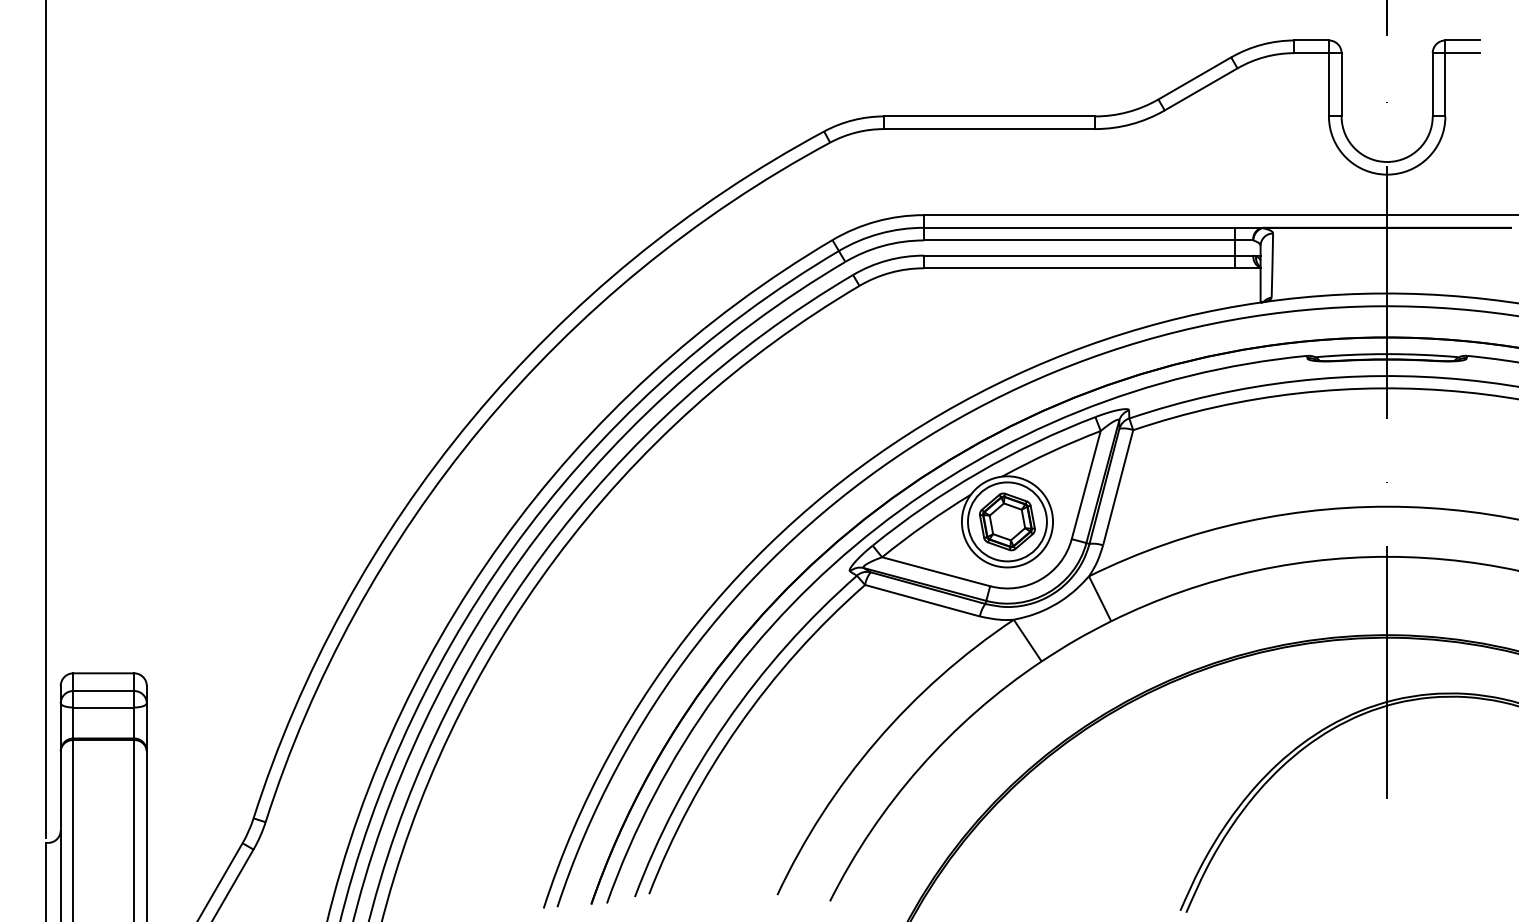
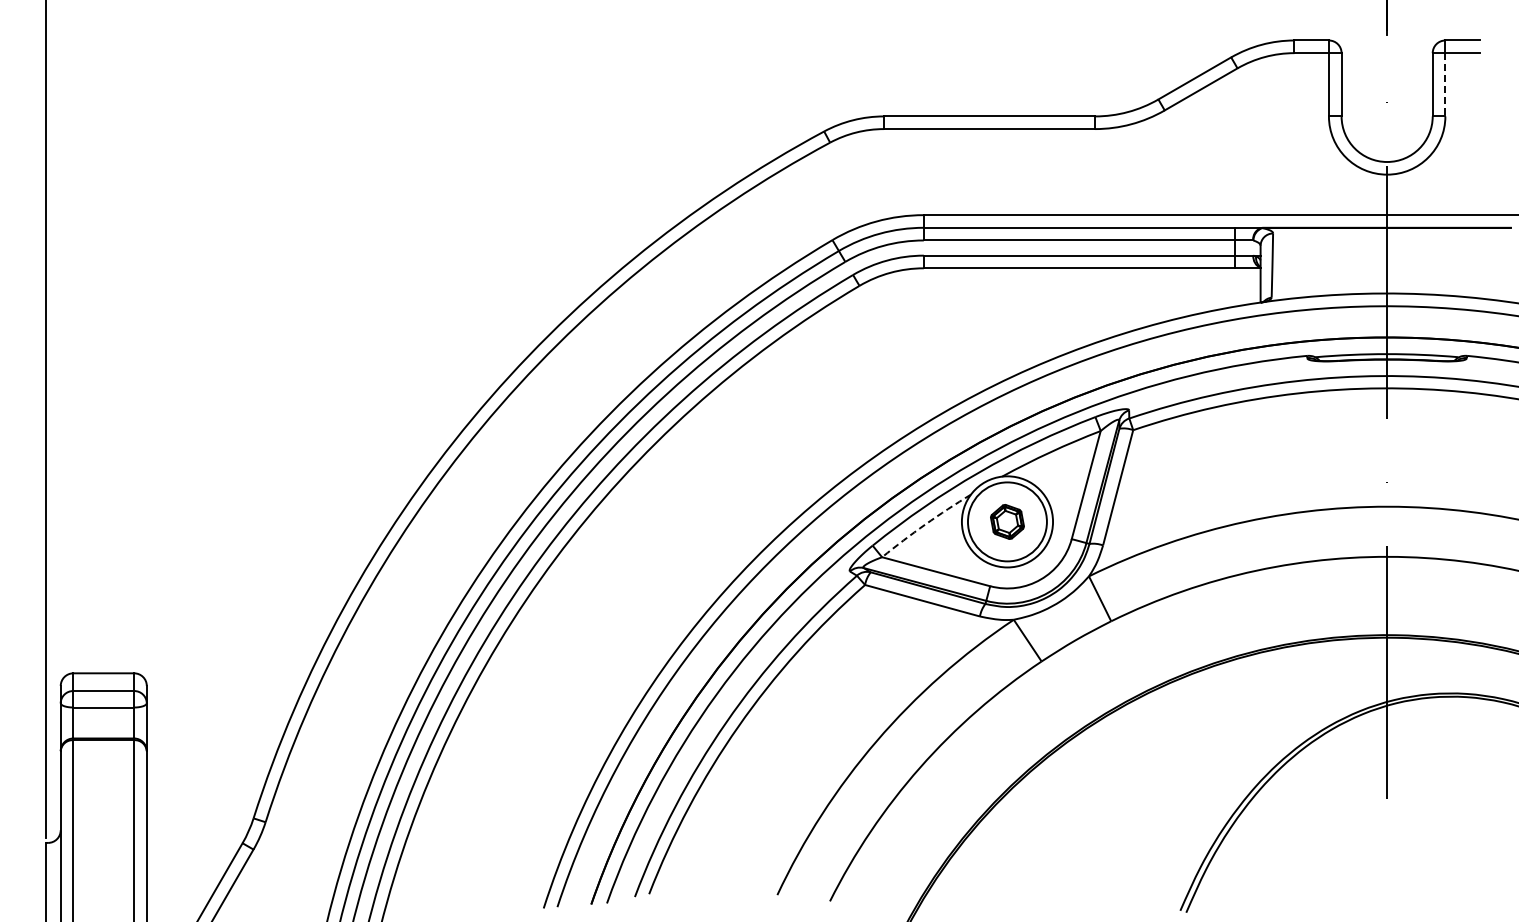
line: solid -> dashed (1445, 84)
part size: 57x60 px -> 35x36 px (1007, 521)
arc: solid -> dashed (925, 524)
